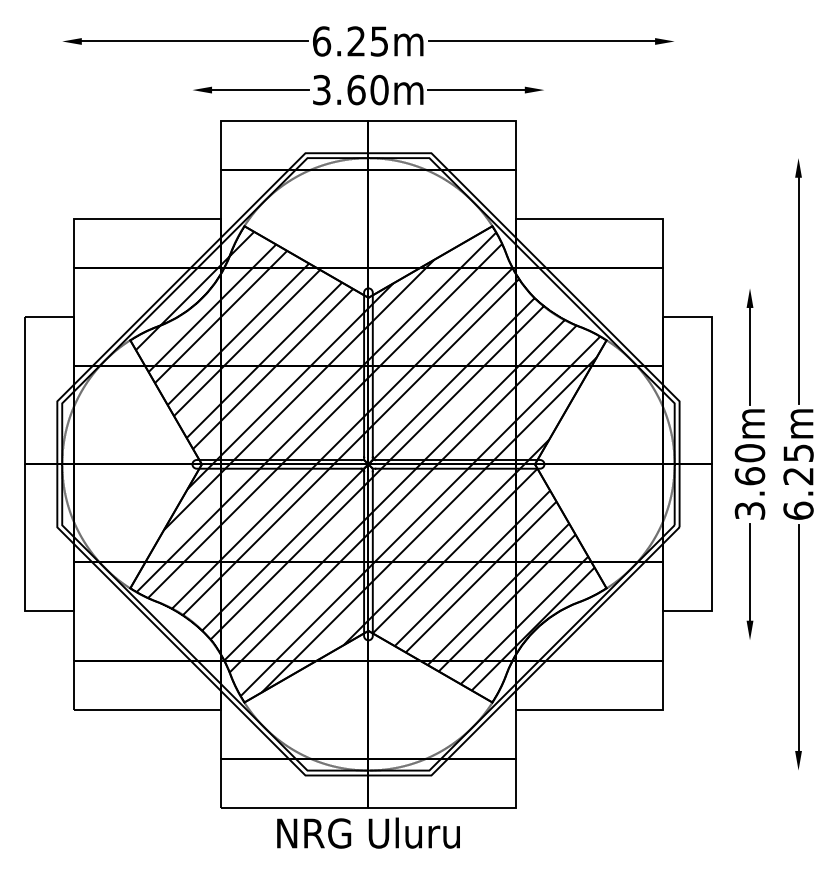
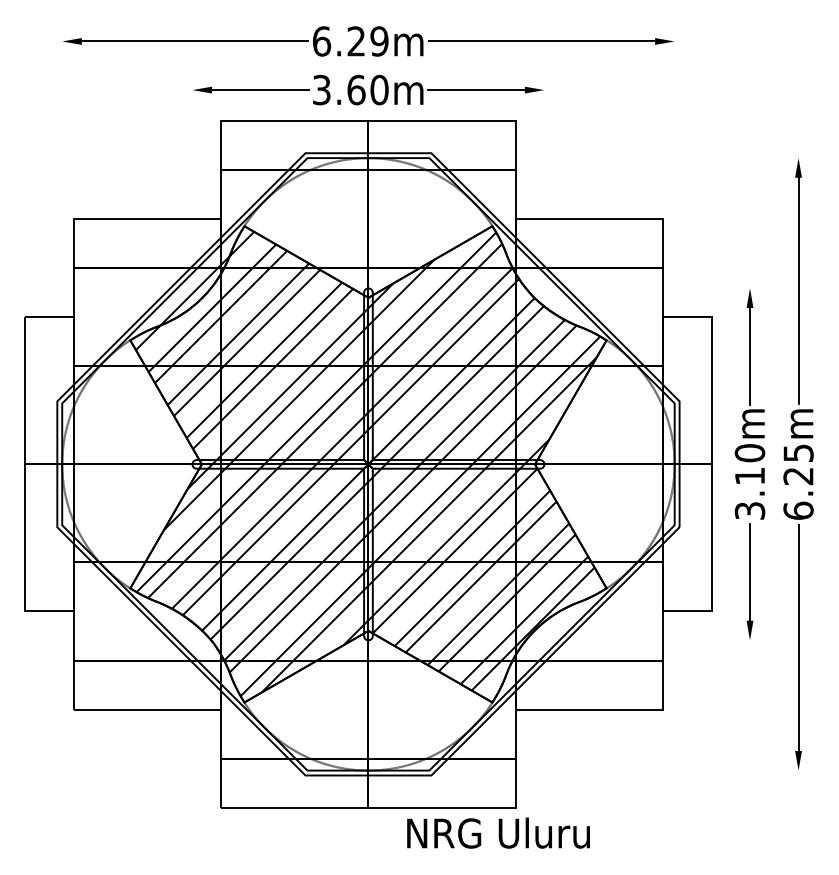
text: 6.25m -> 6.29m (379, 41)
text: 3.60m -> 3.10m (749, 476)
text position: (368, 832) -> (498, 832) (498, 832)
